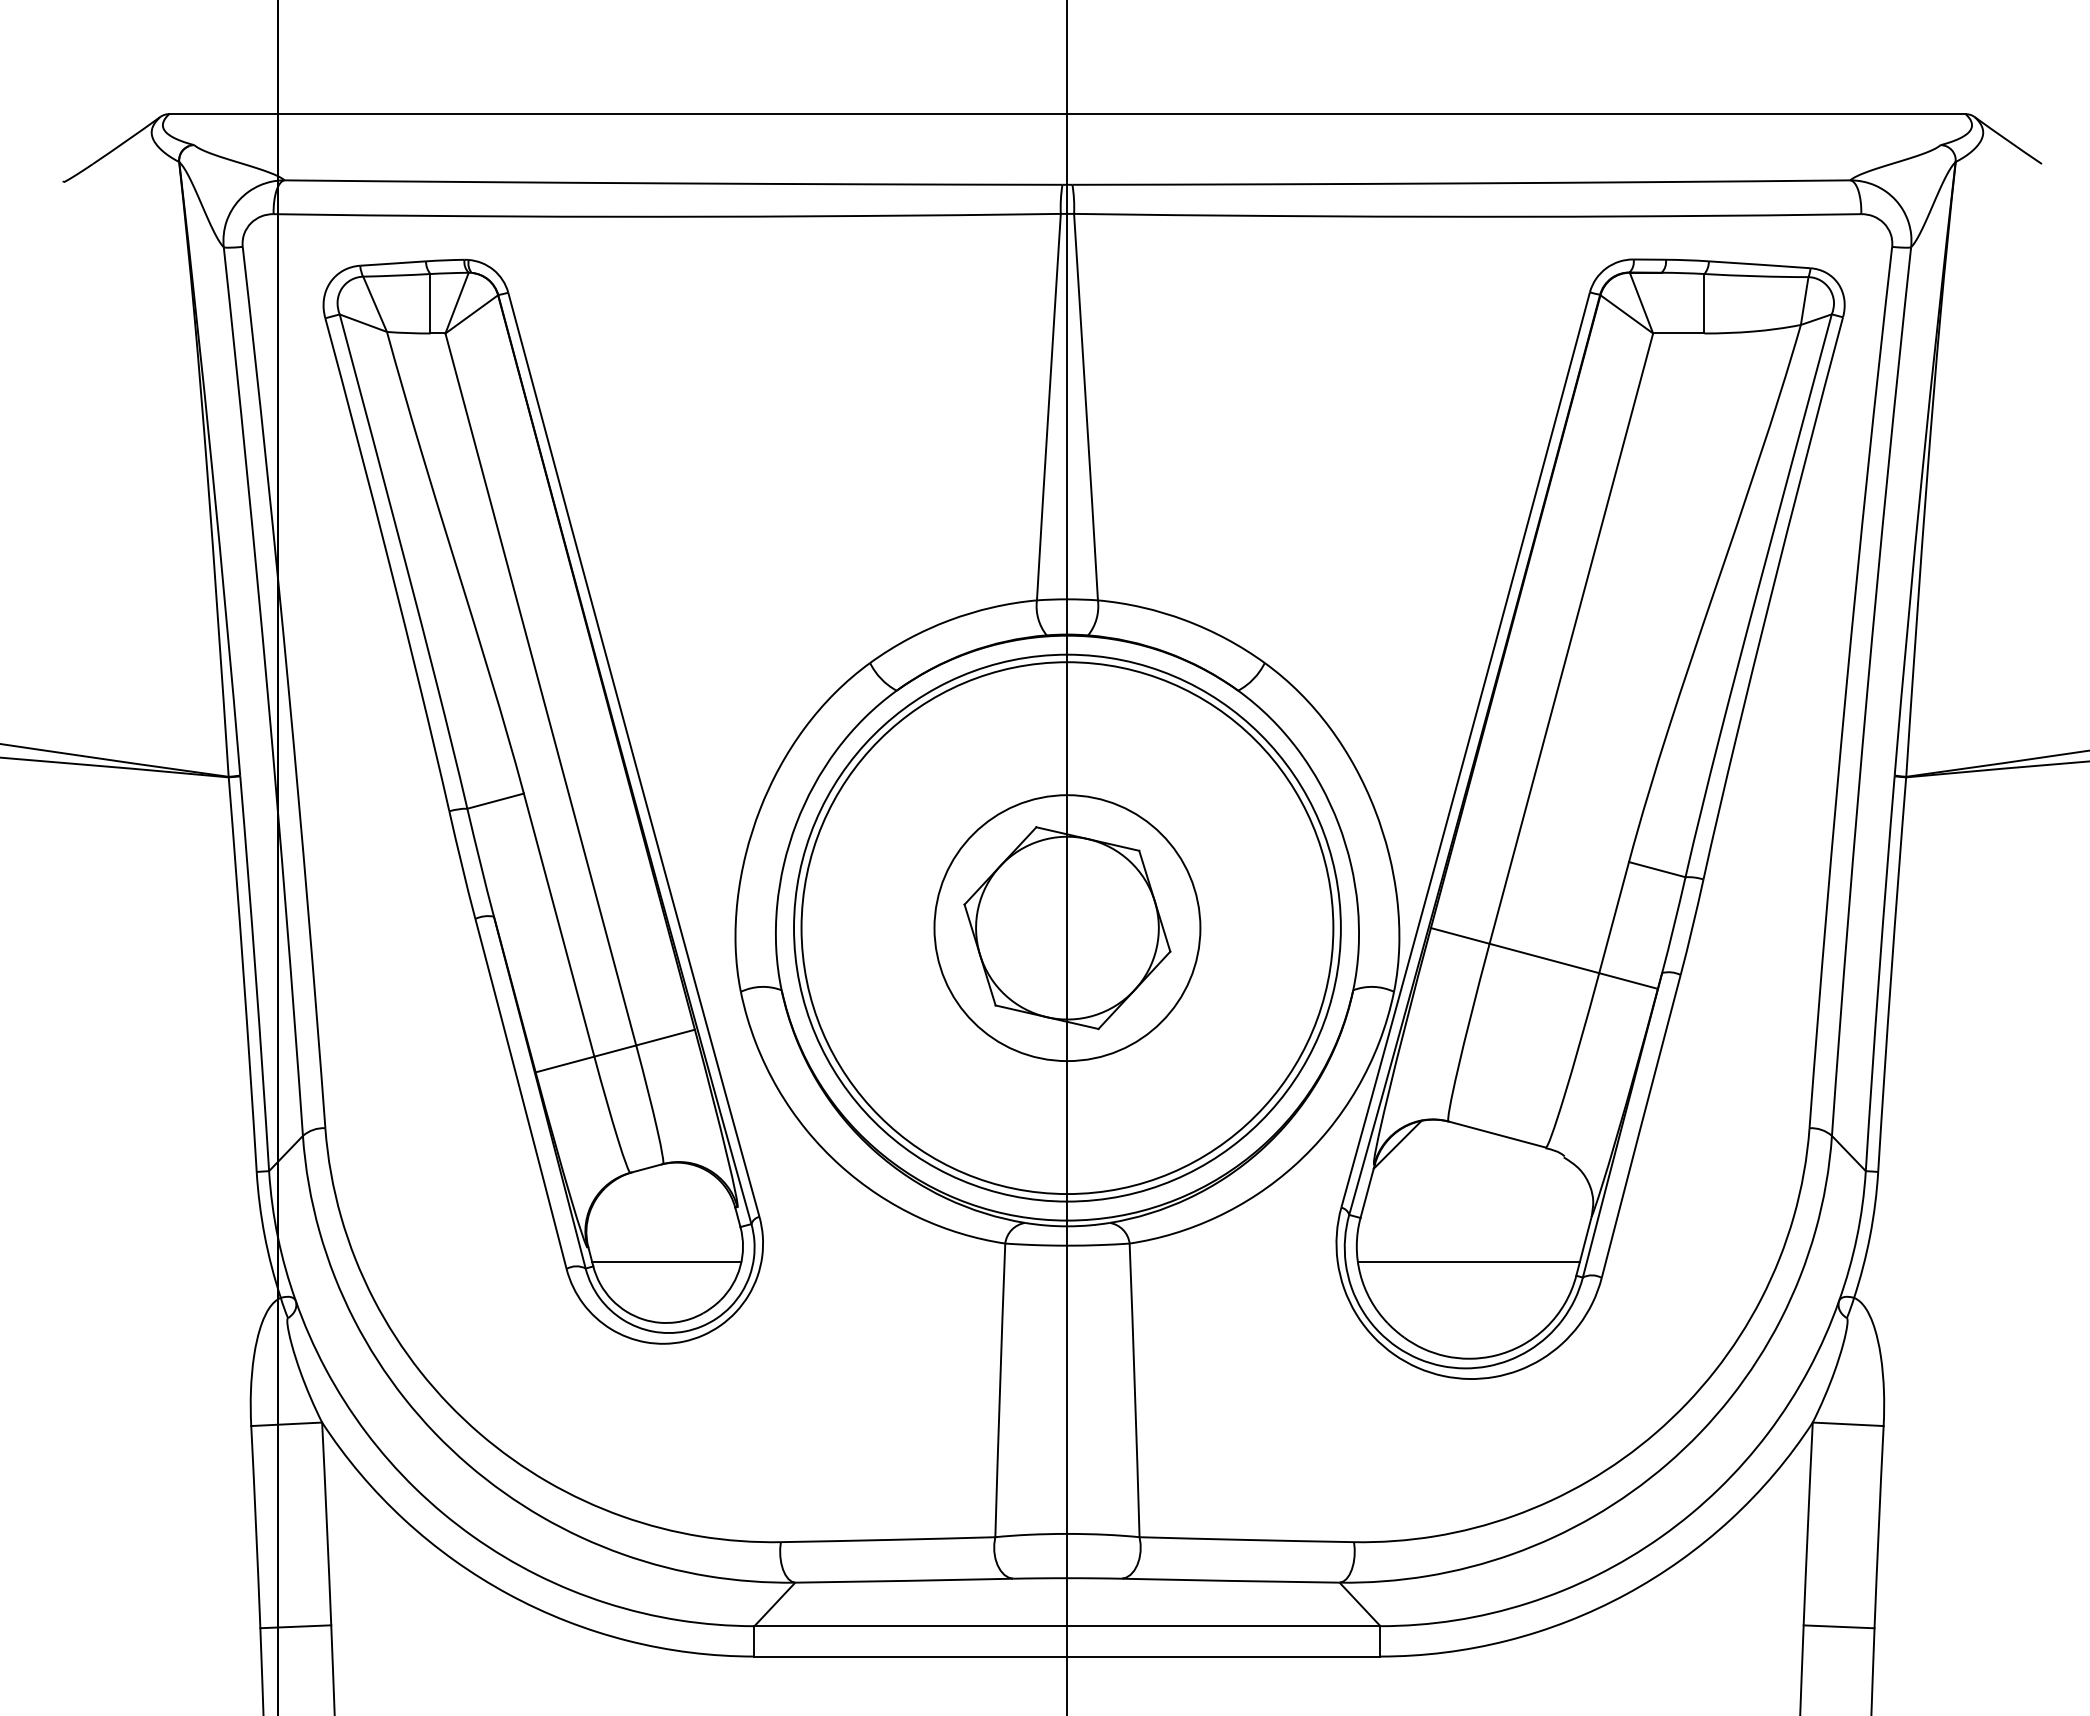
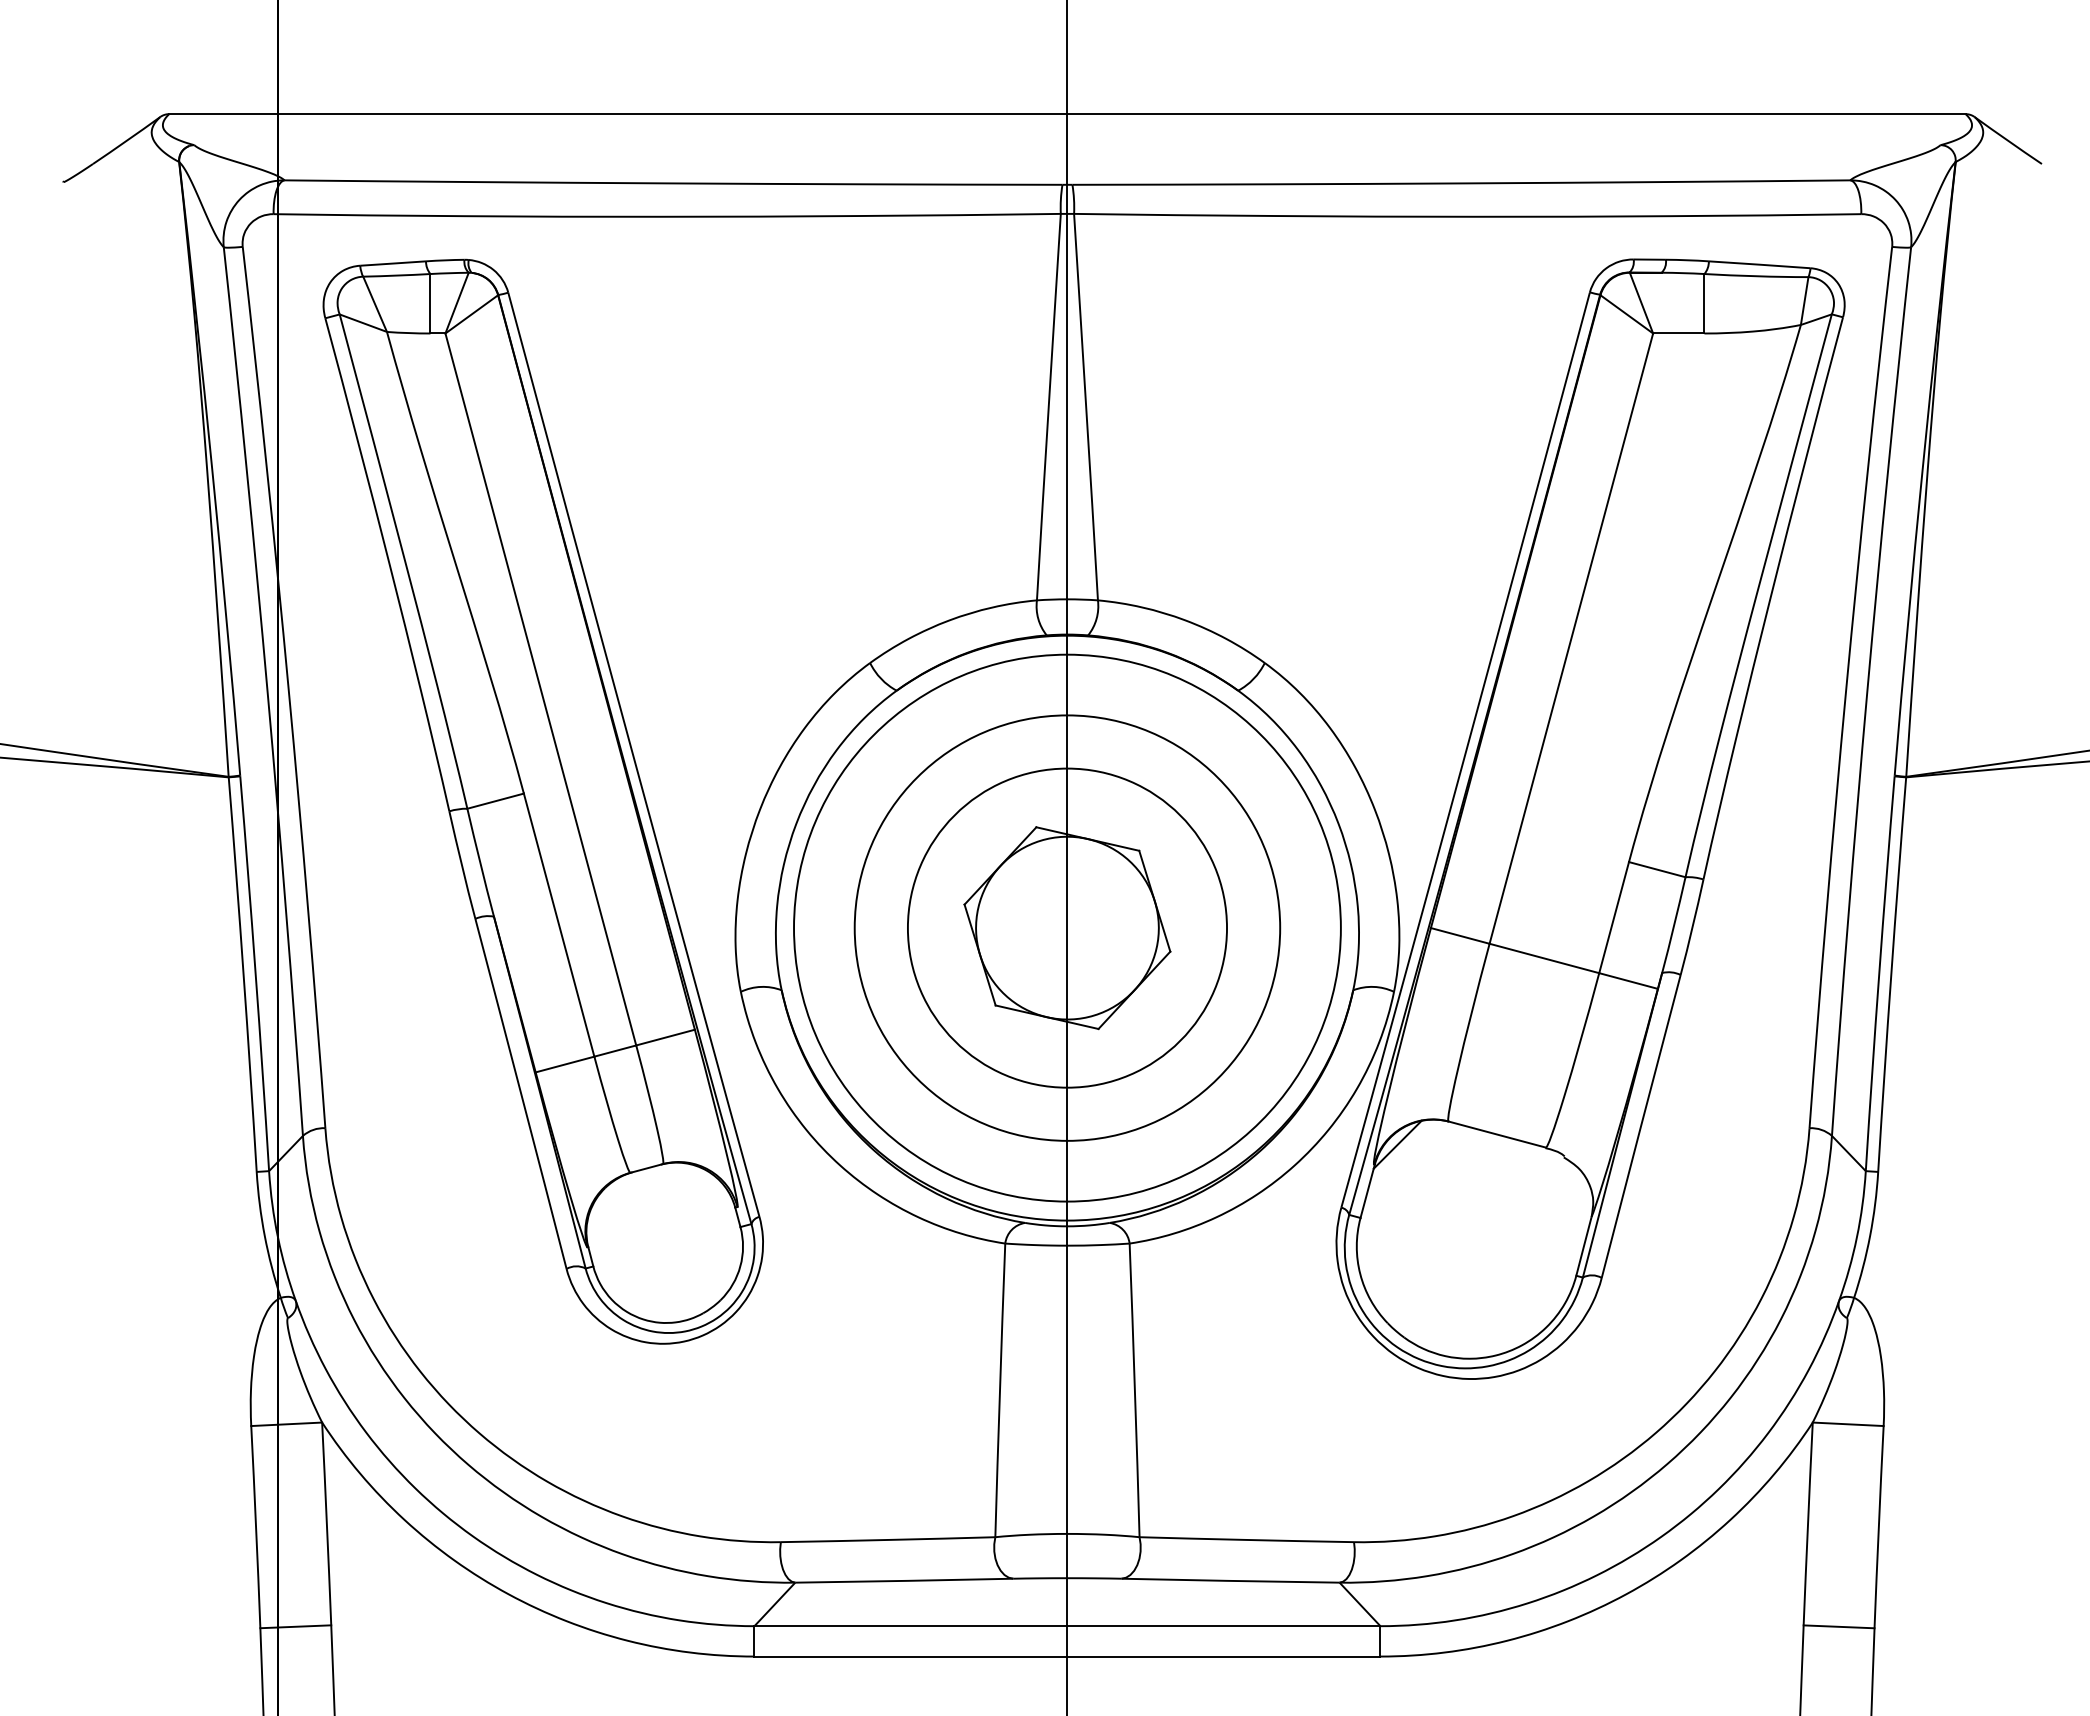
circle diameter: 266 px -> 425 px (1067, 927)
circle diameter: 532 px -> 319 px (1067, 927)
line: present -> none (666, 1262)
line: present -> none (1468, 1262)
